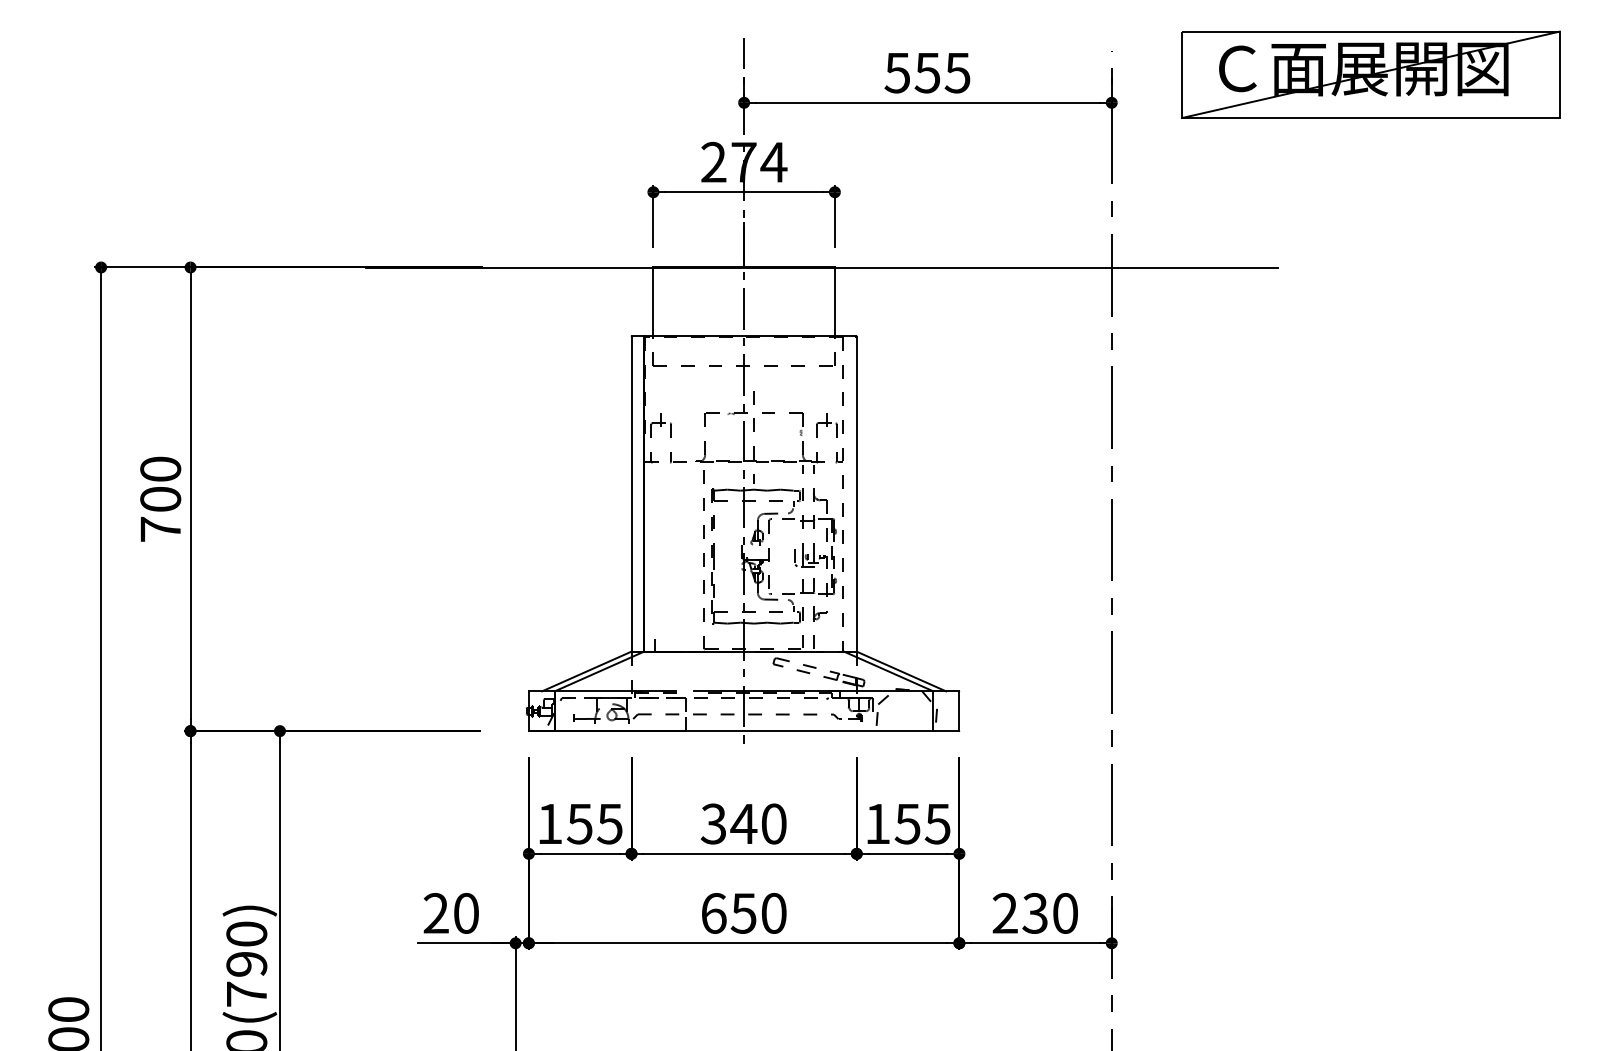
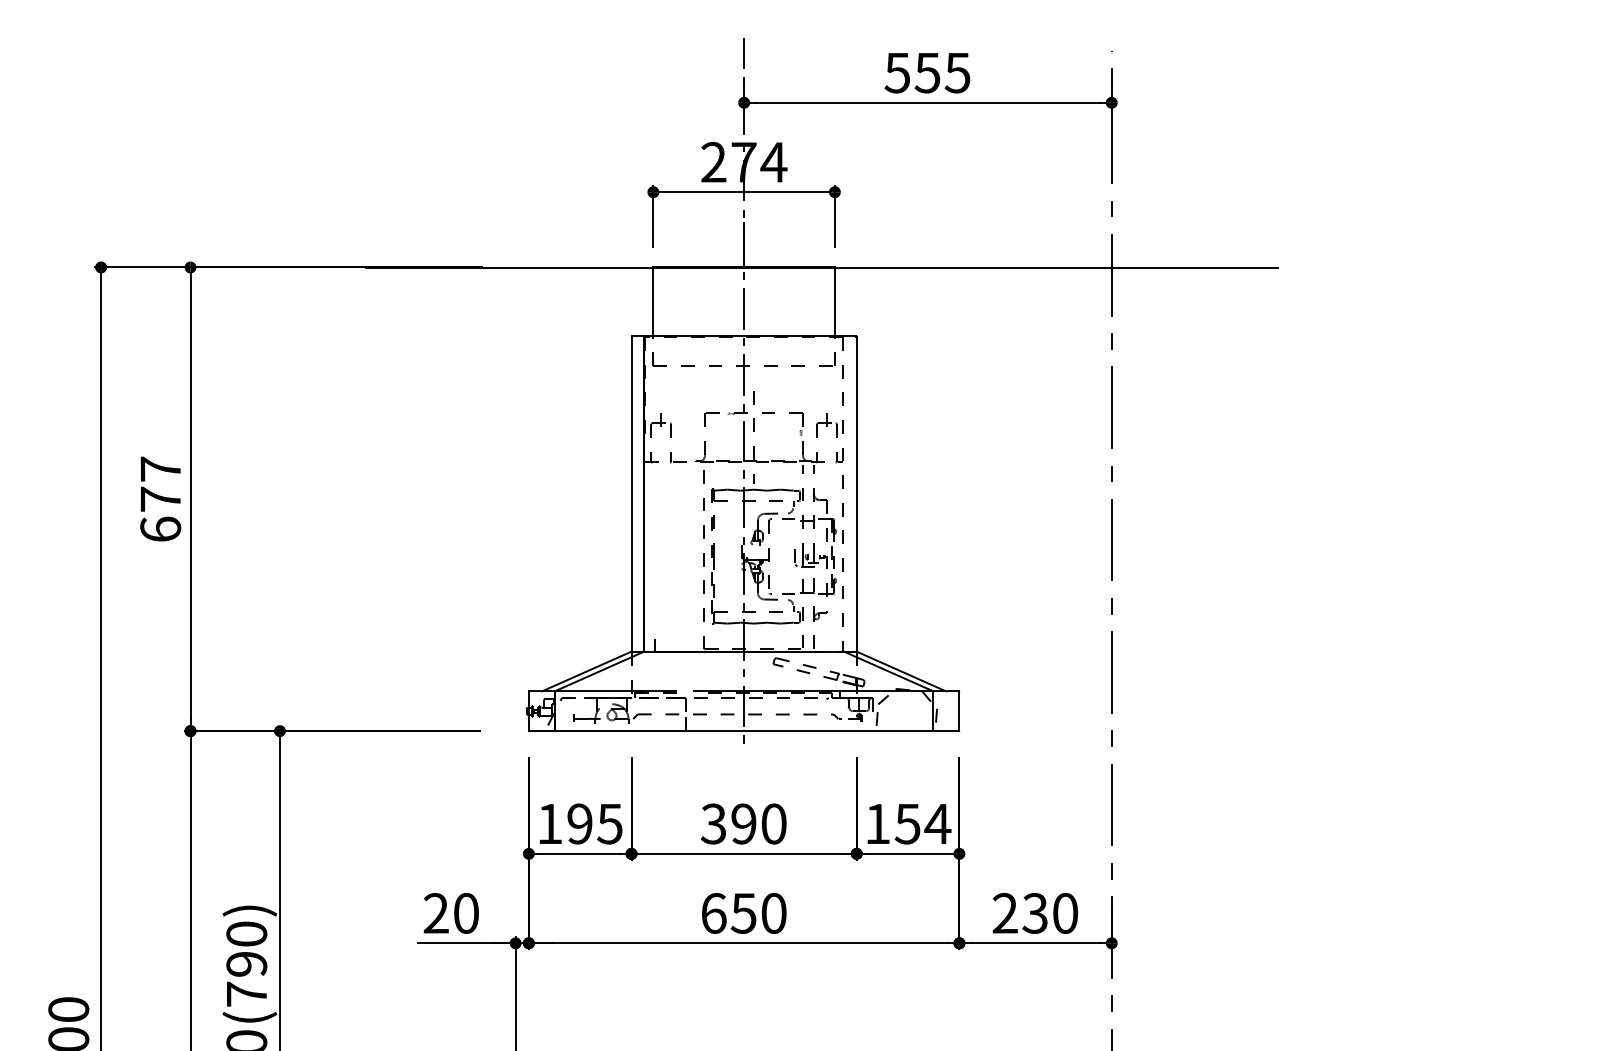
part: present -> none (1370, 74)
text: 700 -> 677 (160, 498)
text: 155 -> 195 (579, 823)
text: 340 -> 390 (743, 823)
text: 155 -> 154 (937, 824)
